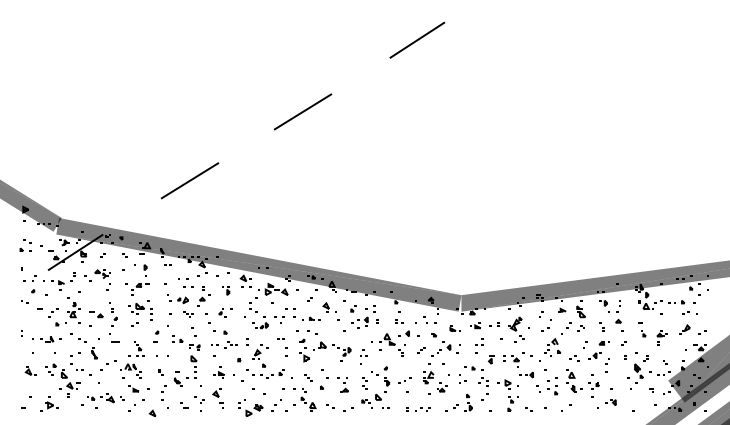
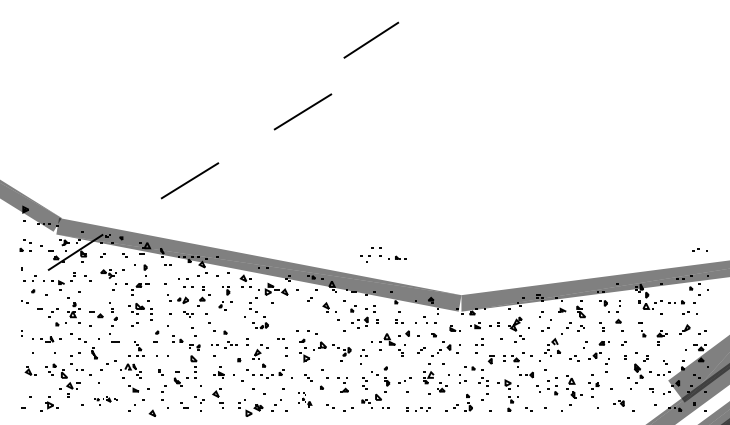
line position: (417, 39) -> (371, 39) (371, 39)
part: none -> present (699, 249)
part position: (102, 279) -> (108, 279) (108, 279)
part position: (225, 312) -> (225, 305) (225, 305)
part position: (297, 315) -> (383, 254) (383, 254)
part position: (574, 380) -> (574, 386) (574, 386)
part size: 24x24 px -> 15x16 px (305, 399)
part size: 38x16 px -> 24x10 px (105, 400)
part position: (610, 402) -> (618, 403) (618, 403)
